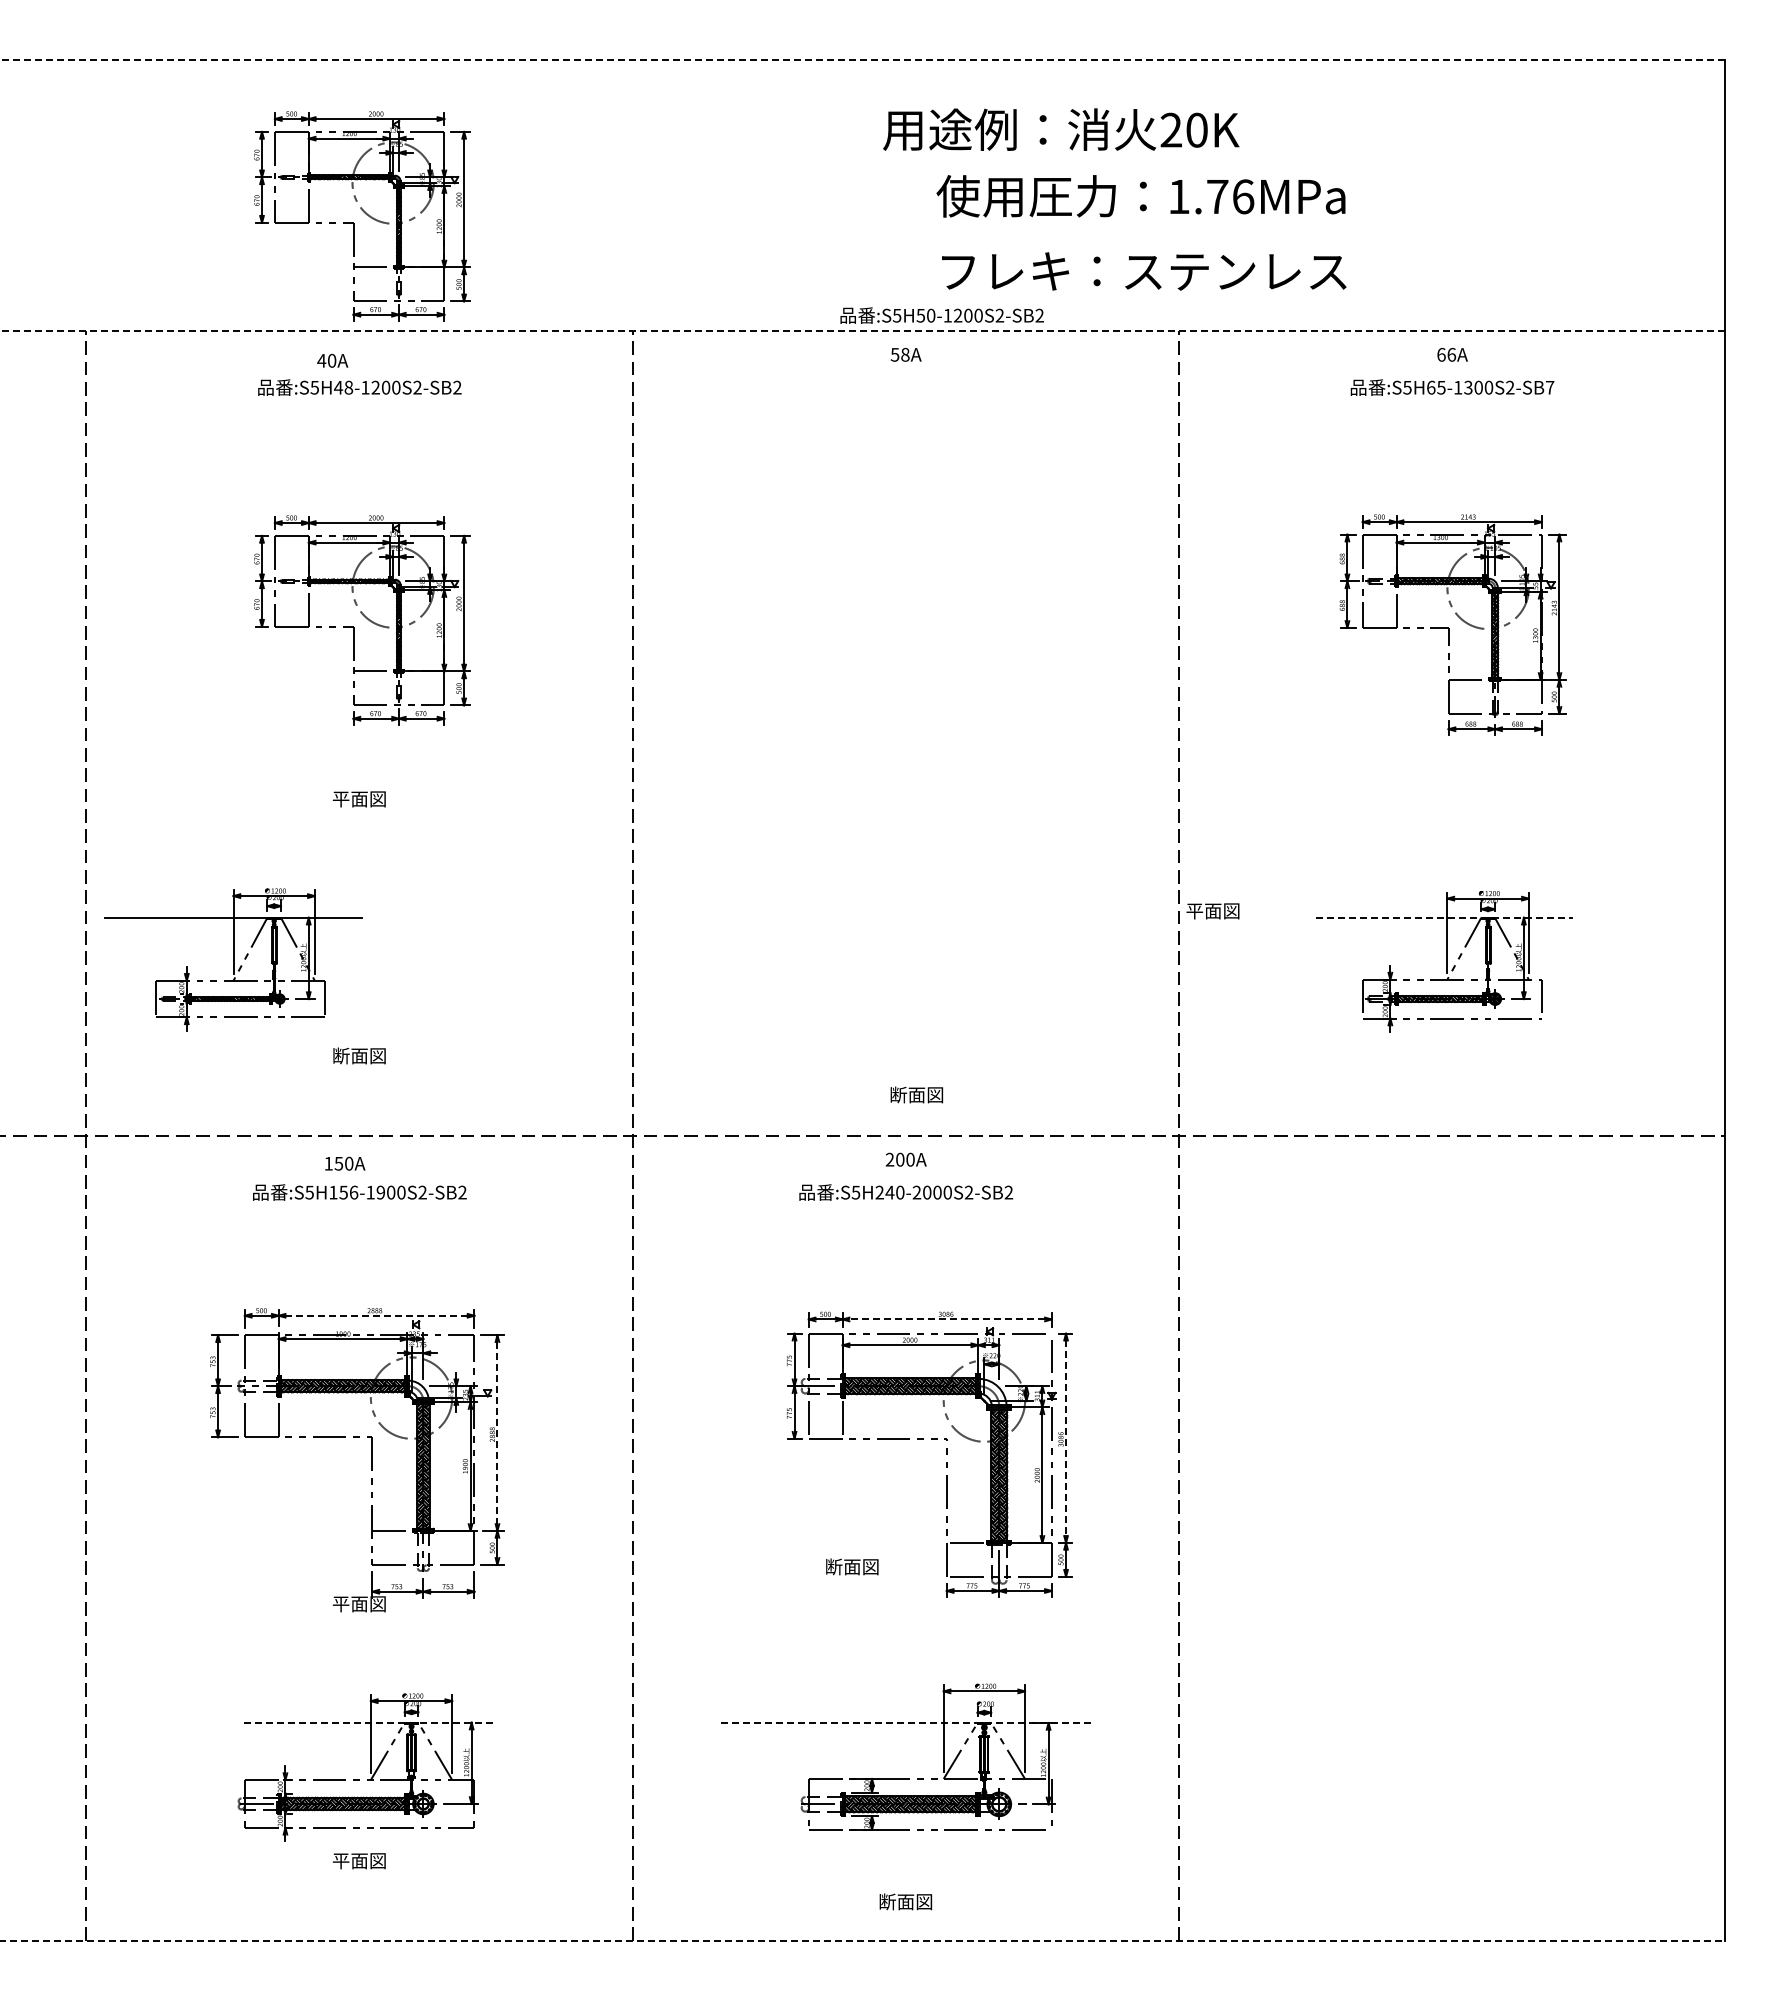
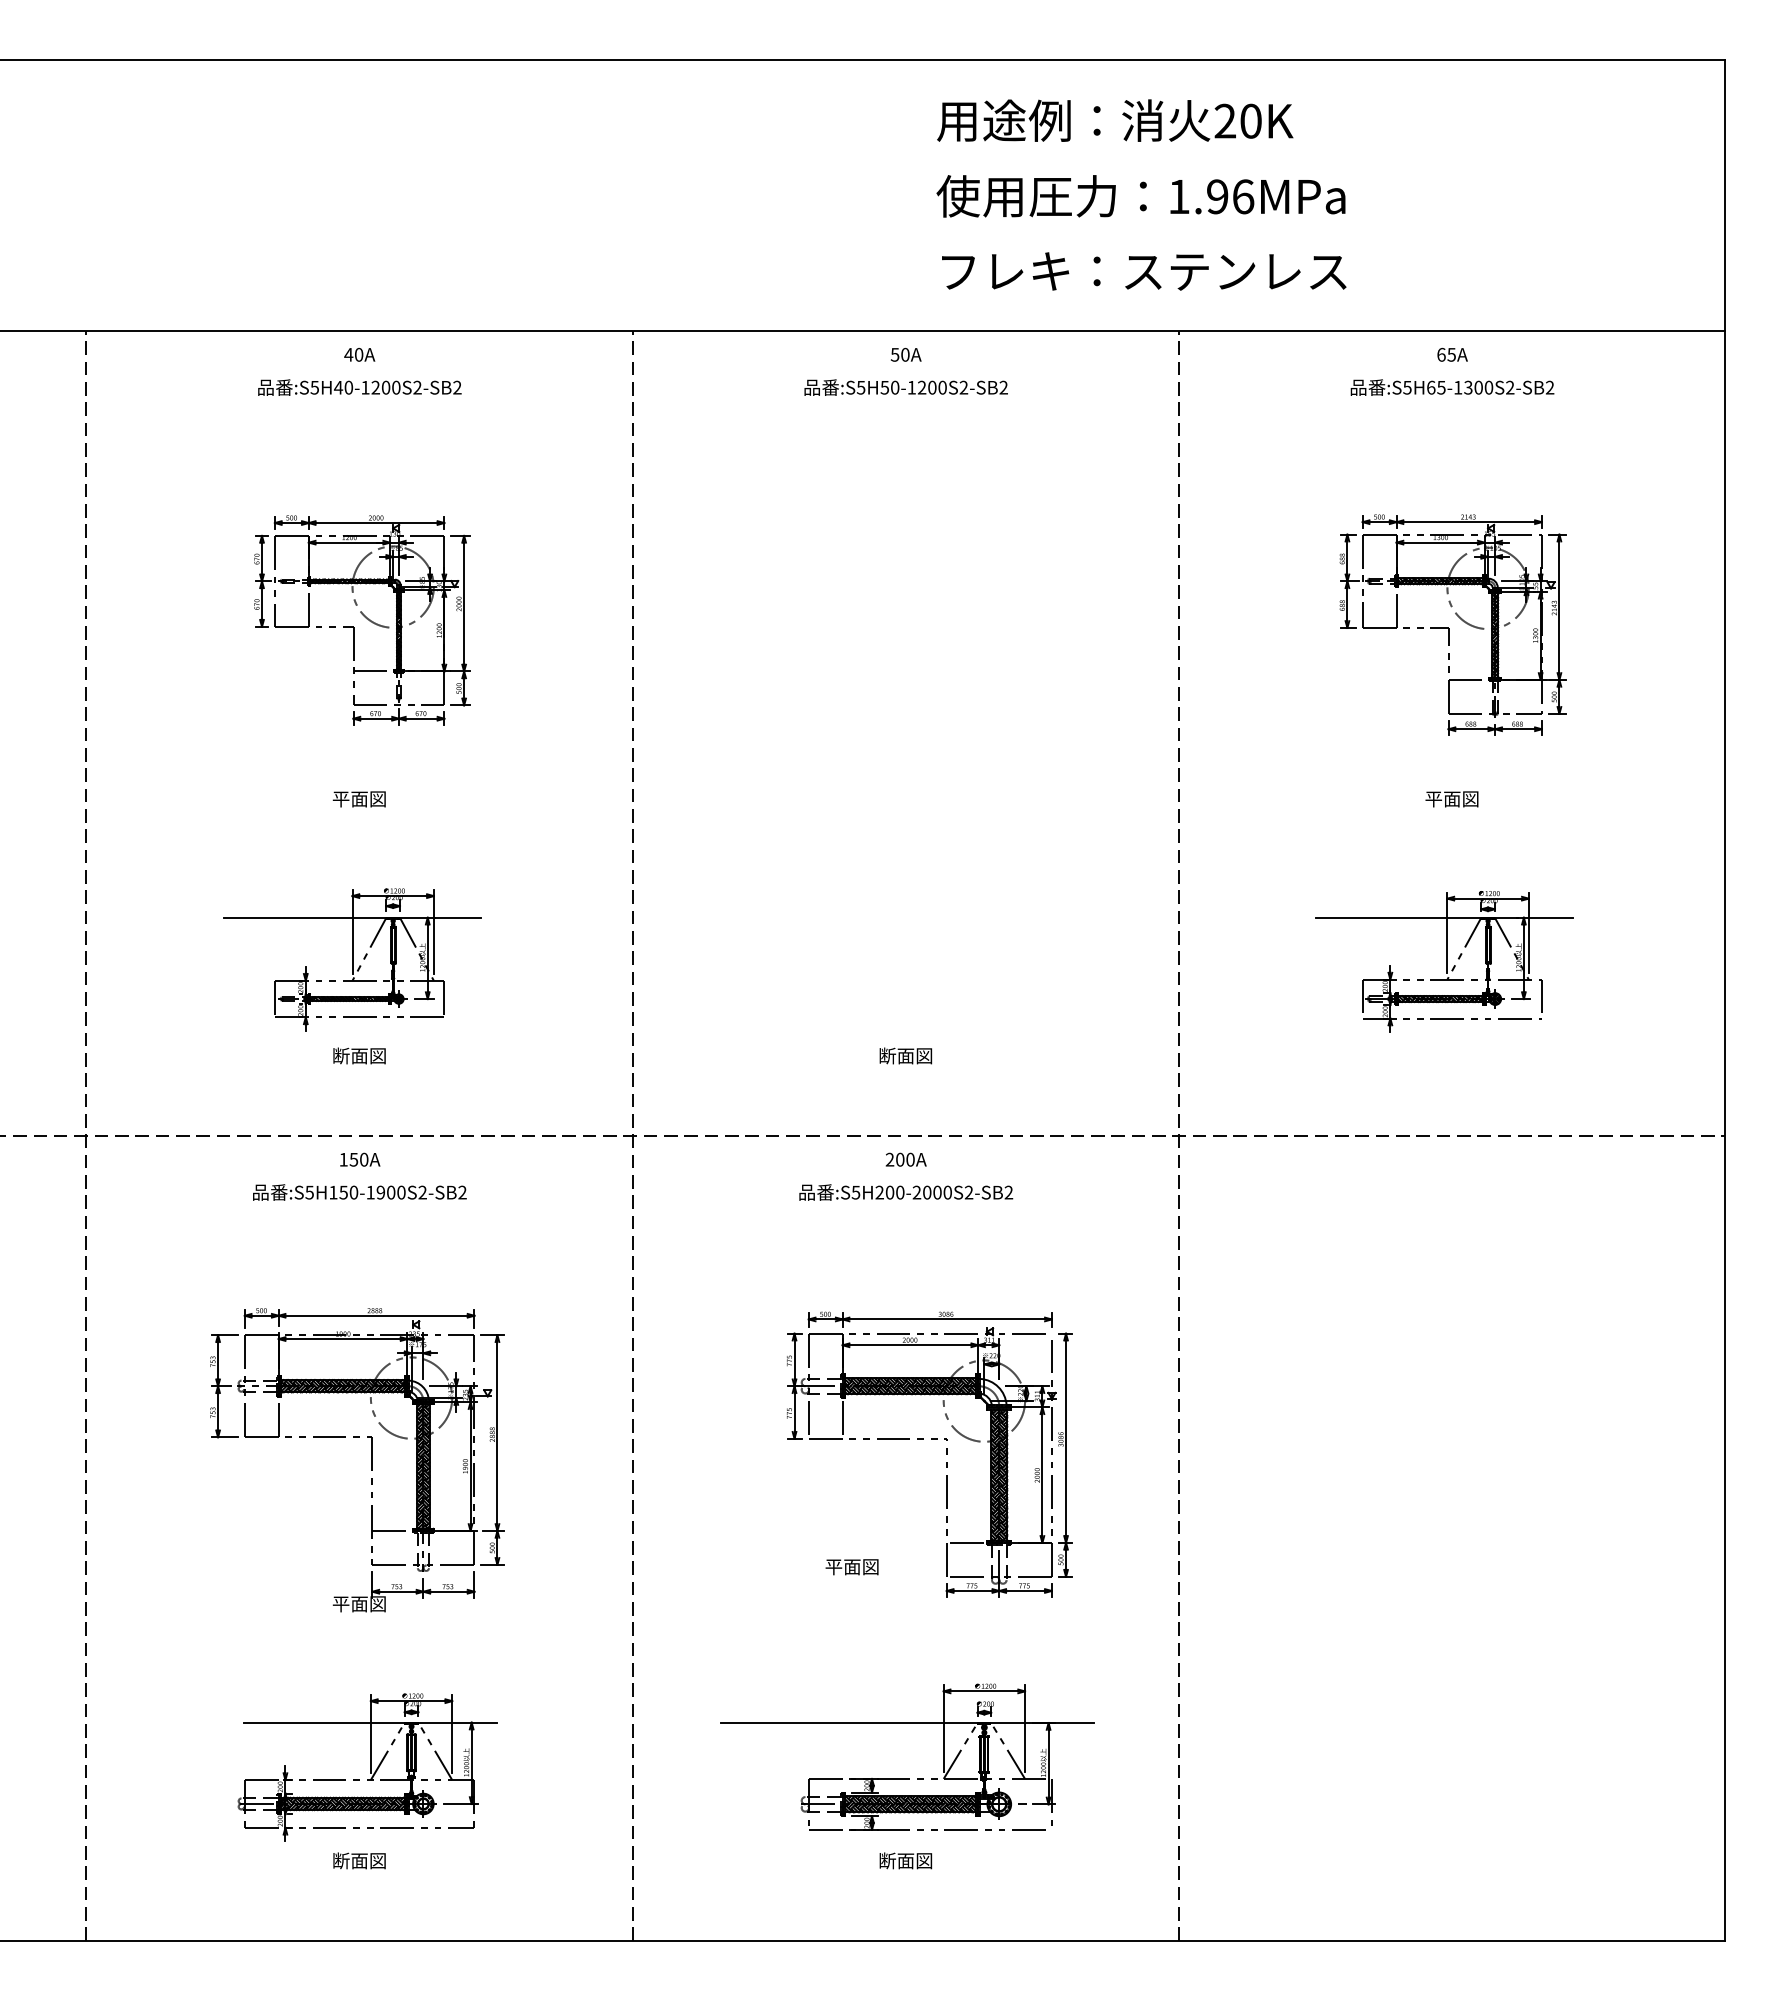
line: dashed -> solid (862, 60)
text position: (1061, 129) -> (1115, 120) (1115, 120)
text: 1.76MPa -> 1.96MPa (1217, 196)
part: present -> none (362, 216)
text position: (941, 315) -> (905, 387) (905, 387)
line: dashed -> solid (862, 331)
text: 58A -> 50A (905, 354)
text: 66A -> 65A (1451, 354)
text position: (332, 360) -> (359, 354) (359, 354)
text: :S5H48-1200S2-SB2 -> :S5H40-1200S2-SB2 (348, 387)
text: :S5H65-1300S2-SB7 -> :S5H65-1300S2-SB2 (1550, 387)
text position: (1212, 911) -> (1451, 799) (1451, 799)
line: dashed -> solid (1444, 917)
part position: (233, 959) -> (352, 959) (352, 959)
text position: (916, 1094) -> (905, 1055) (905, 1055)
text position: (345, 1163) -> (360, 1159) (360, 1159)
text: :S5H156-1900S2-SB2 -> :S5H150-1900S2-SB2 (353, 1192)
text: :S5H240-2000S2-SB2 -> :S5H200-2000S2-SB2 (889, 1192)
line: dashed -> solid (376, 1315)
line: dashed -> solid (947, 1319)
line: dashed -> solid (497, 1433)
line: dashed -> solid (1066, 1438)
text: 断面図 -> 平面図 (833, 1566)
line: dashed -> solid (370, 1722)
line: dashed -> solid (907, 1723)
text: 平面図 -> 断面図 (340, 1860)
text position: (905, 1901) -> (905, 1860) (905, 1860)
line: dashed -> solid (863, 1940)
